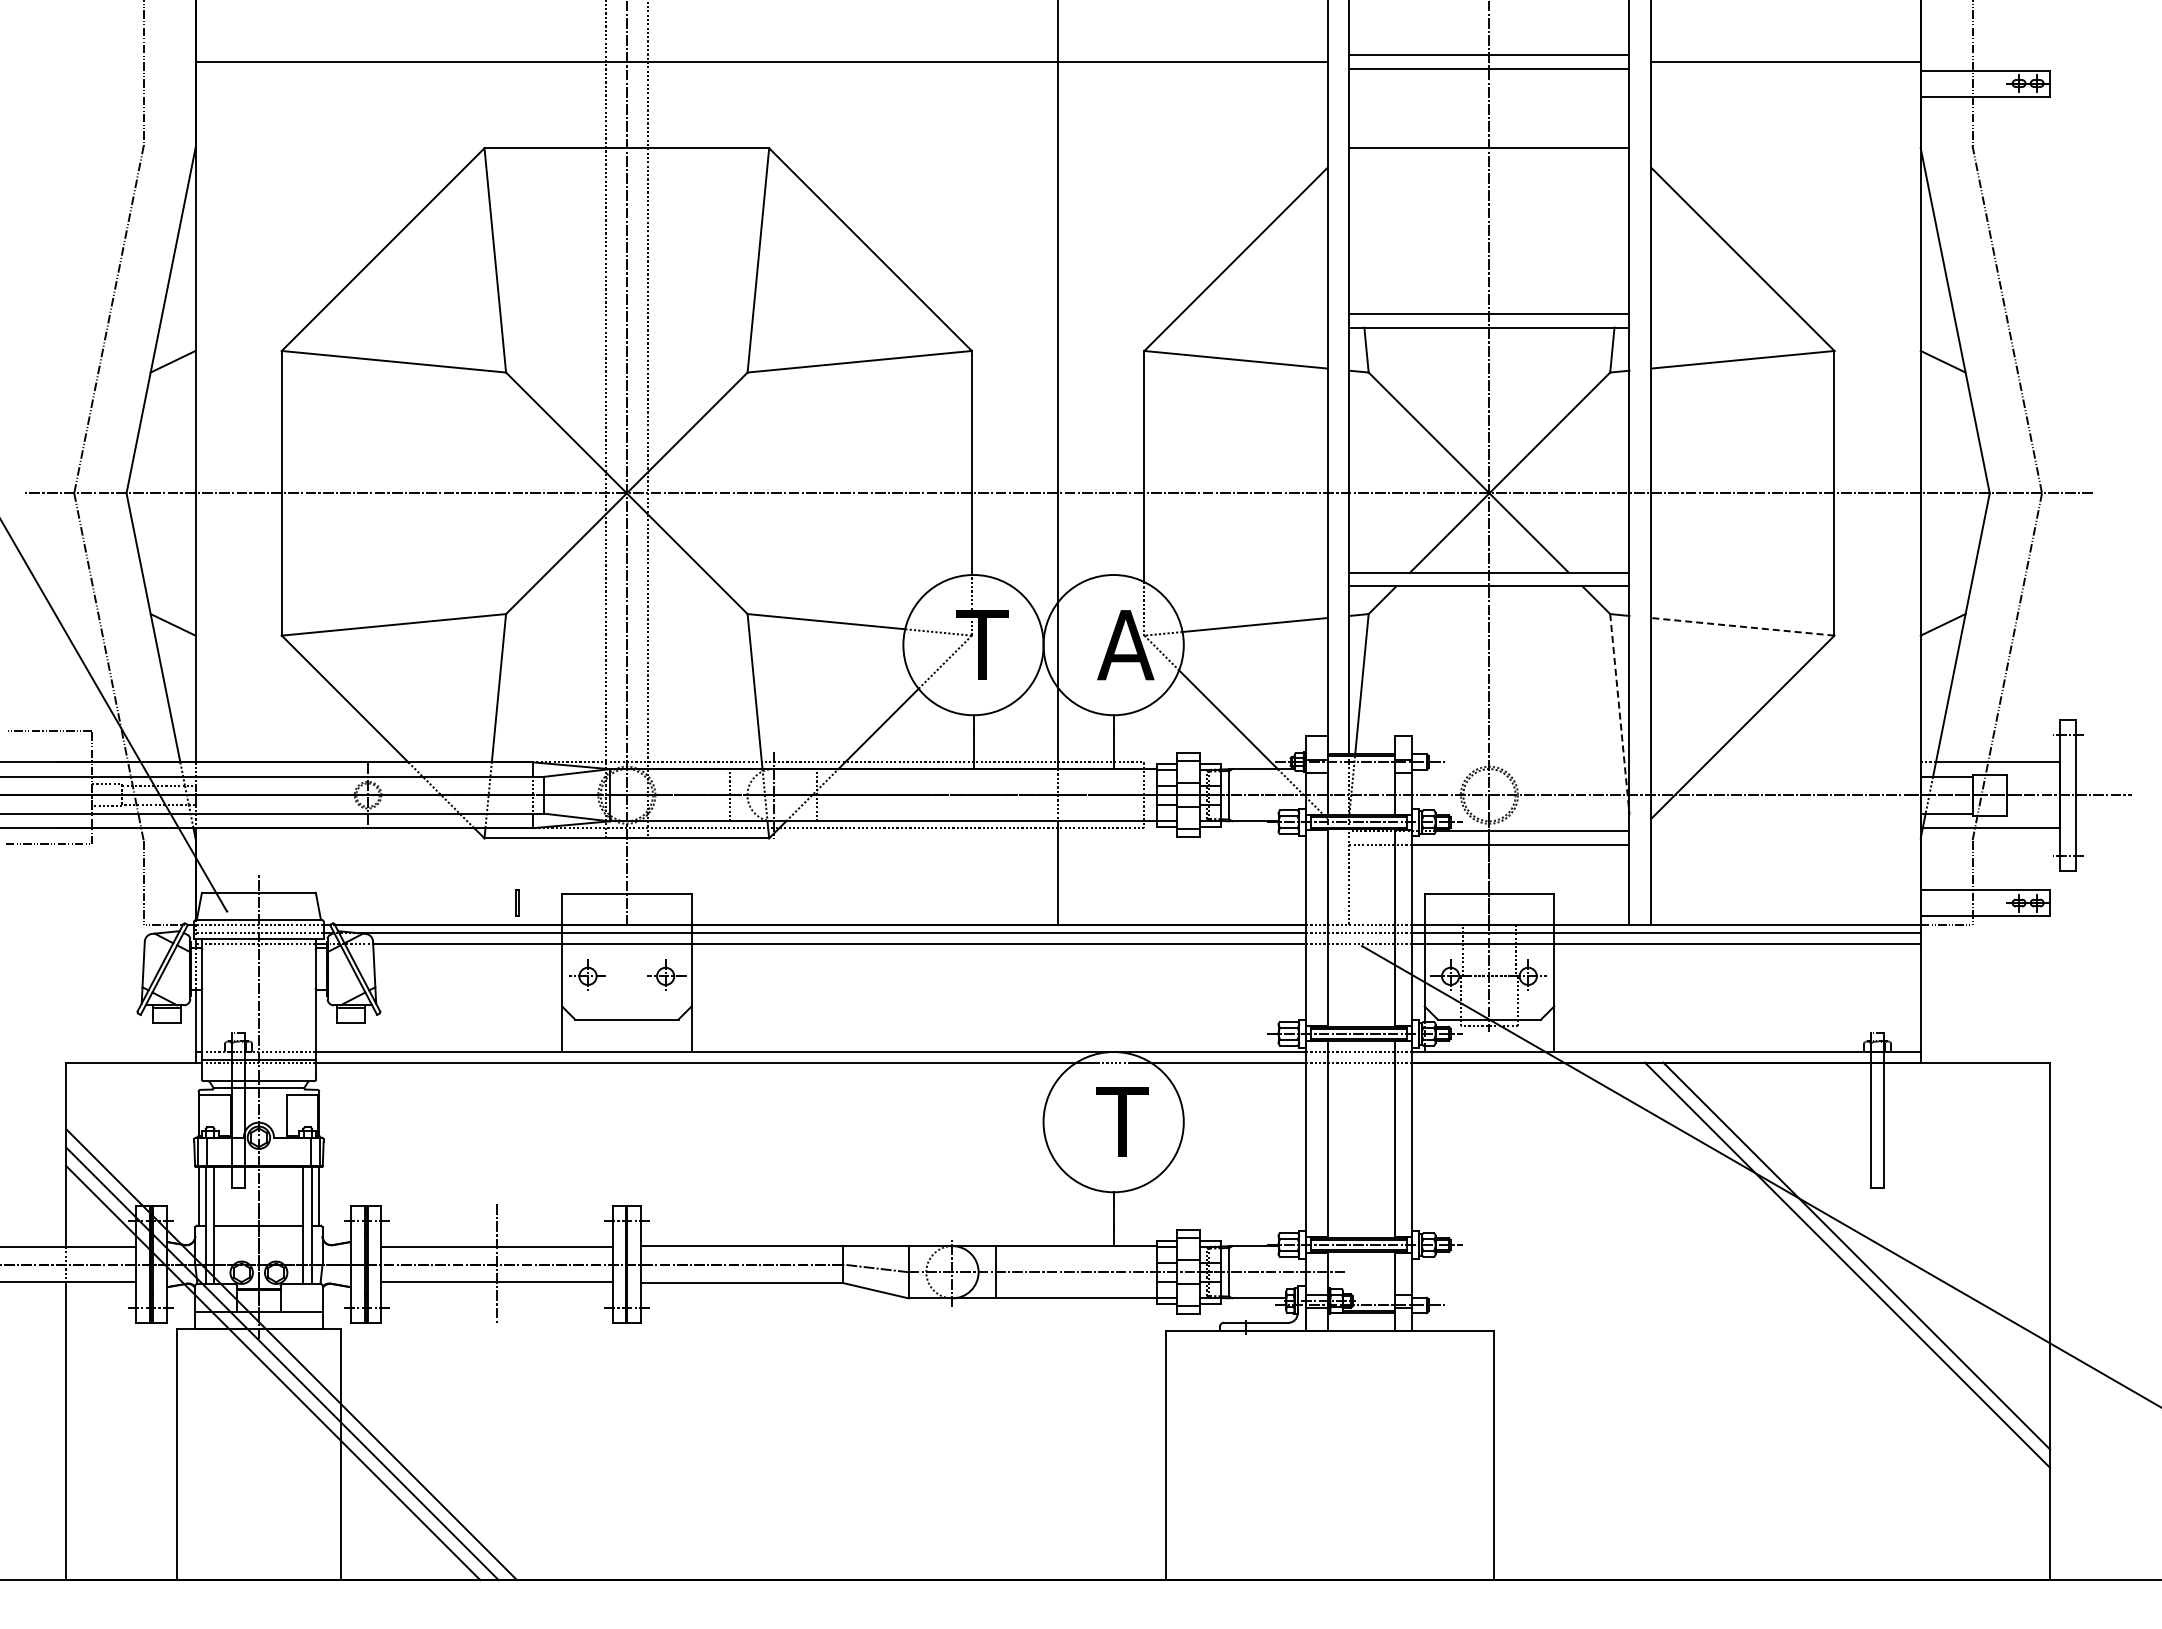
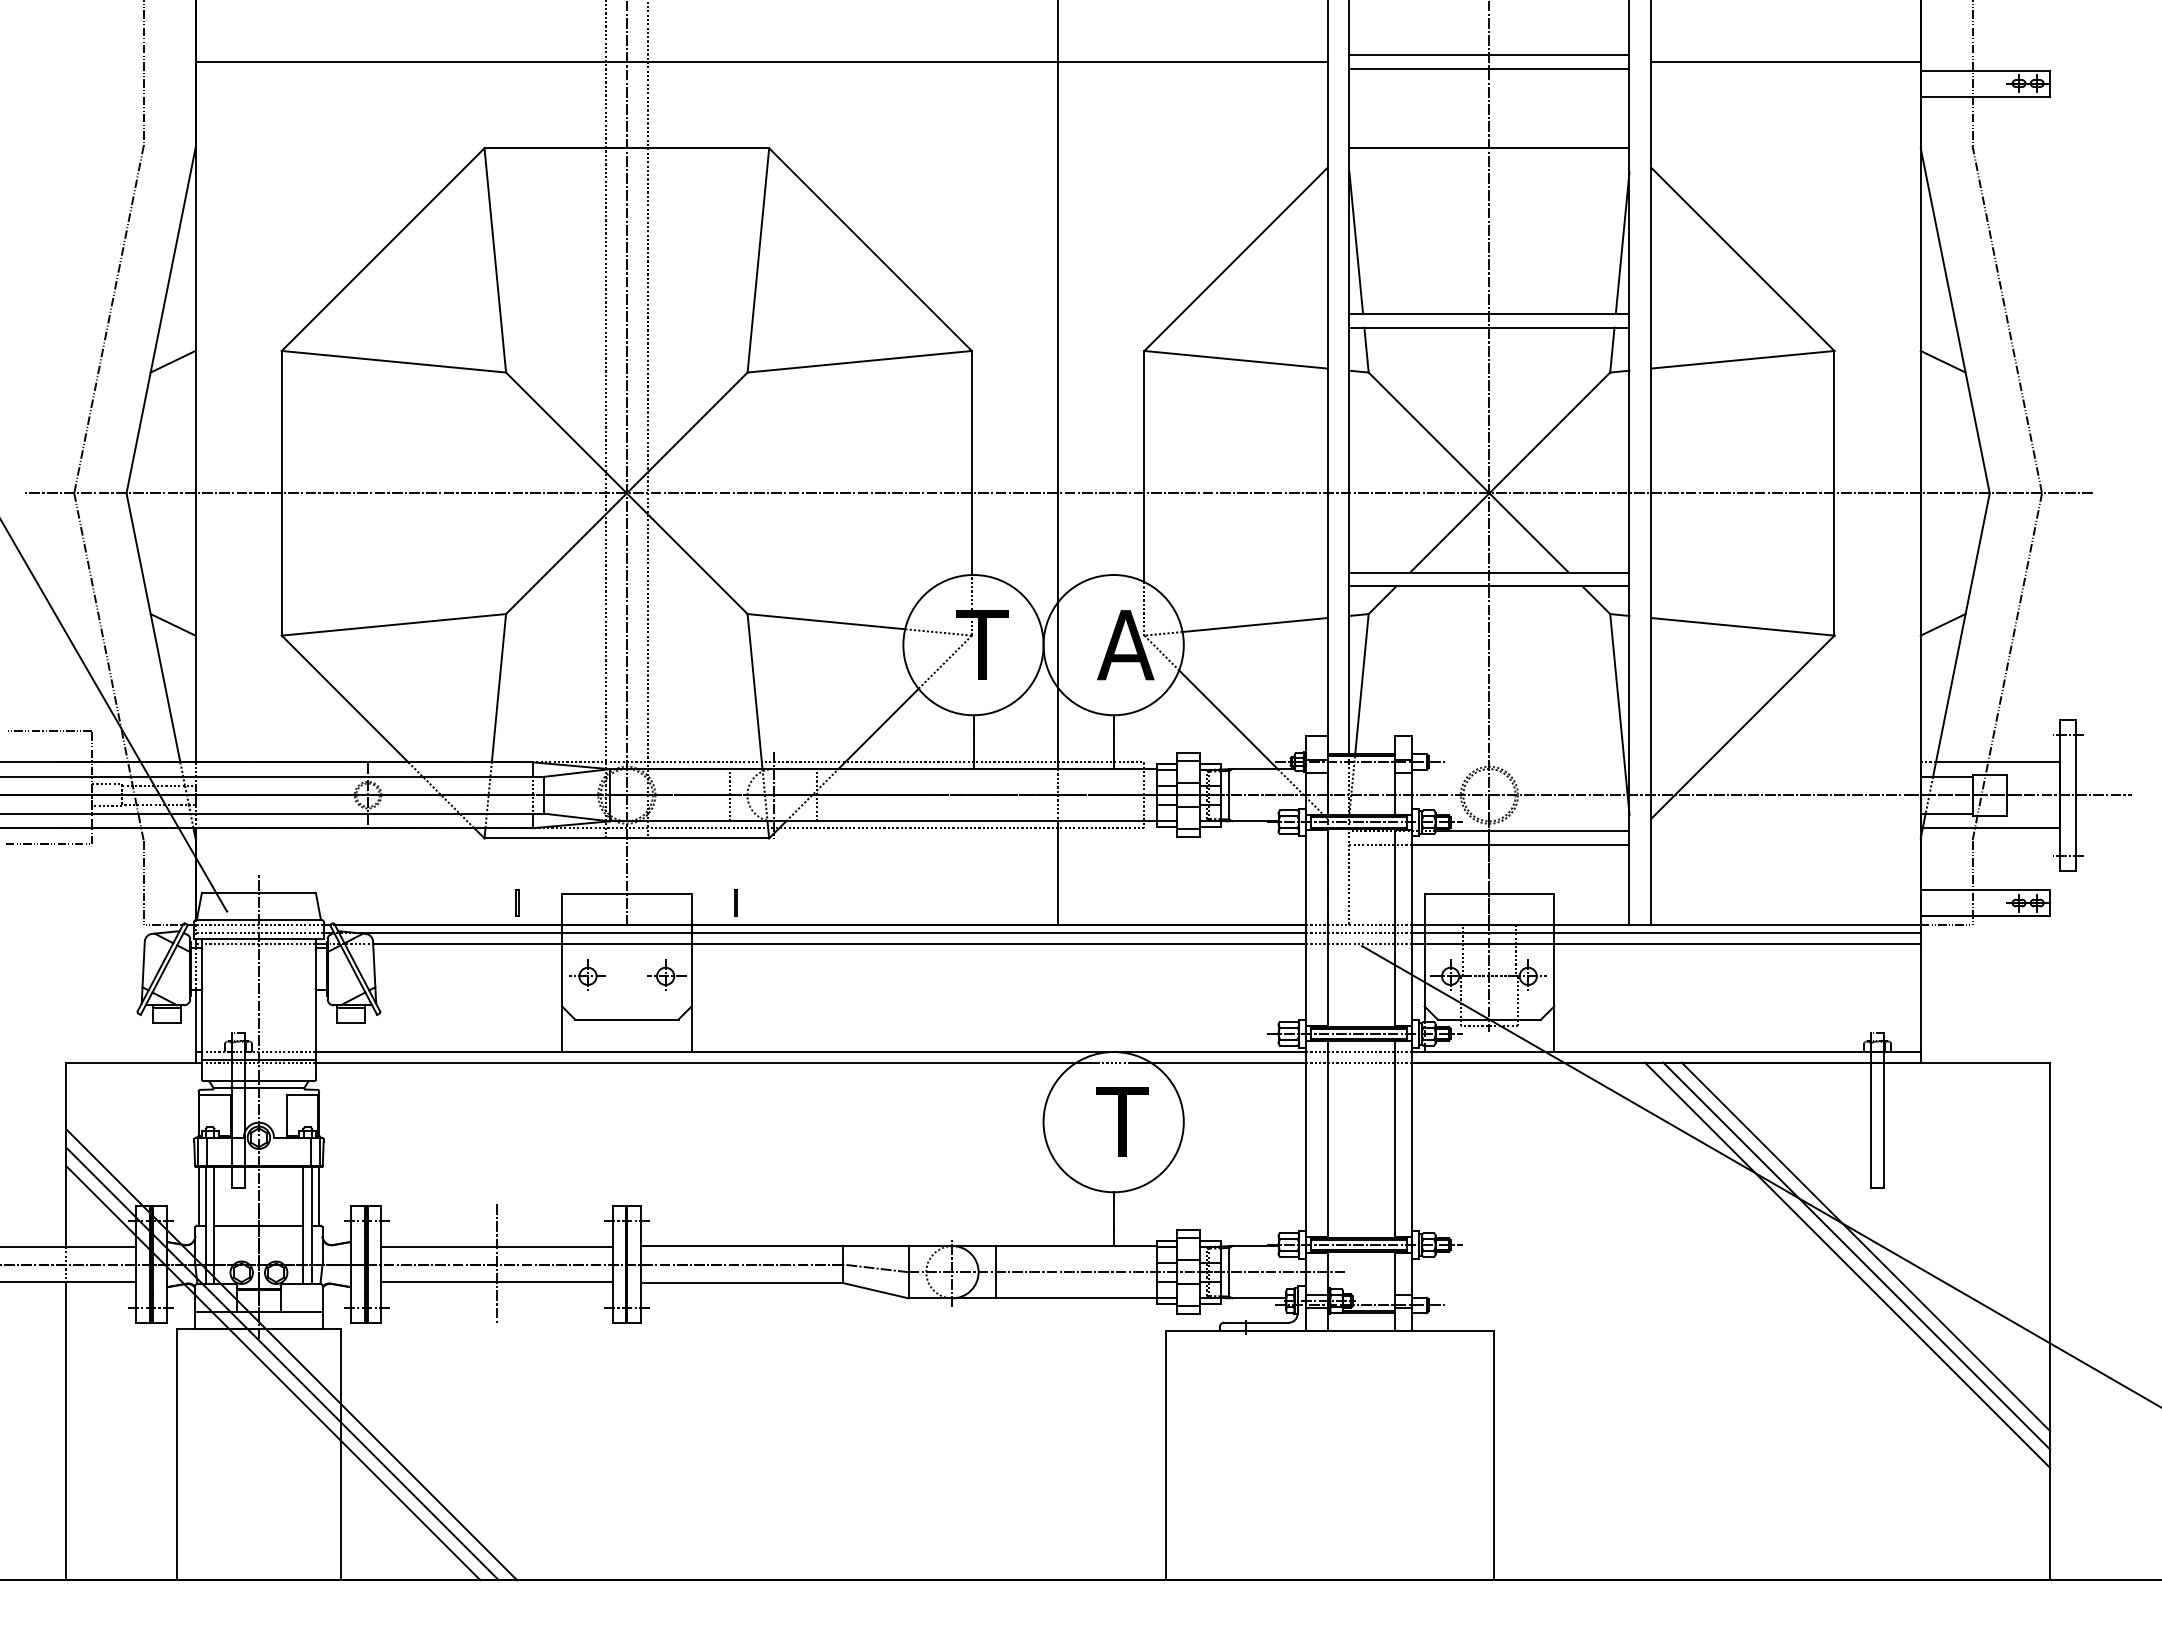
line: none -> present (1356, 242)
line: none -> present (1622, 242)
line: dashed -> solid (1742, 626)
line: dashed -> solid (1619, 714)
line: none -> present (735, 902)
line: none -> present (1865, 1246)
